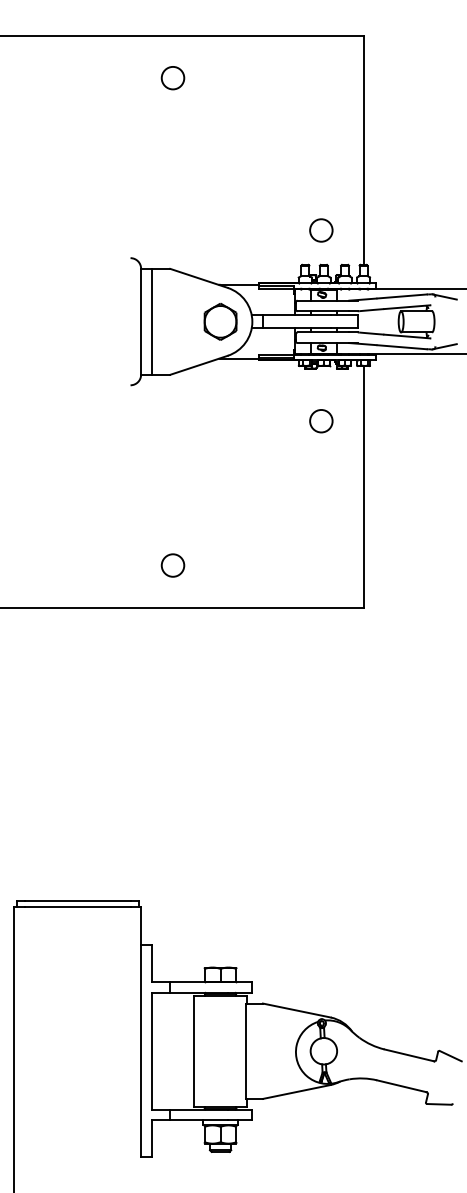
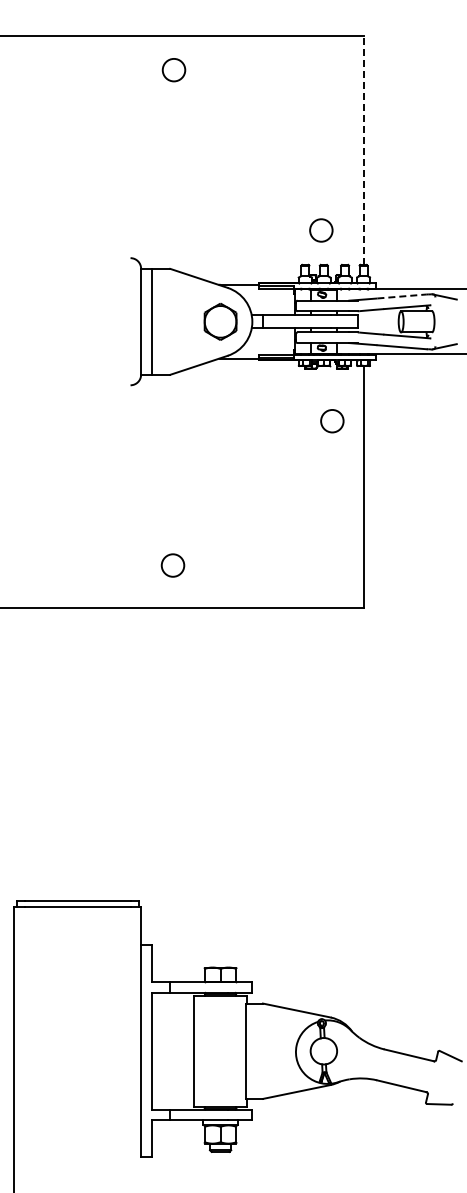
circle position: (172, 78) -> (173, 70) (173, 70)
line: solid -> dashed (363, 150)
line: solid -> dashed (402, 296)
circle position: (321, 421) -> (332, 421) (332, 421)
